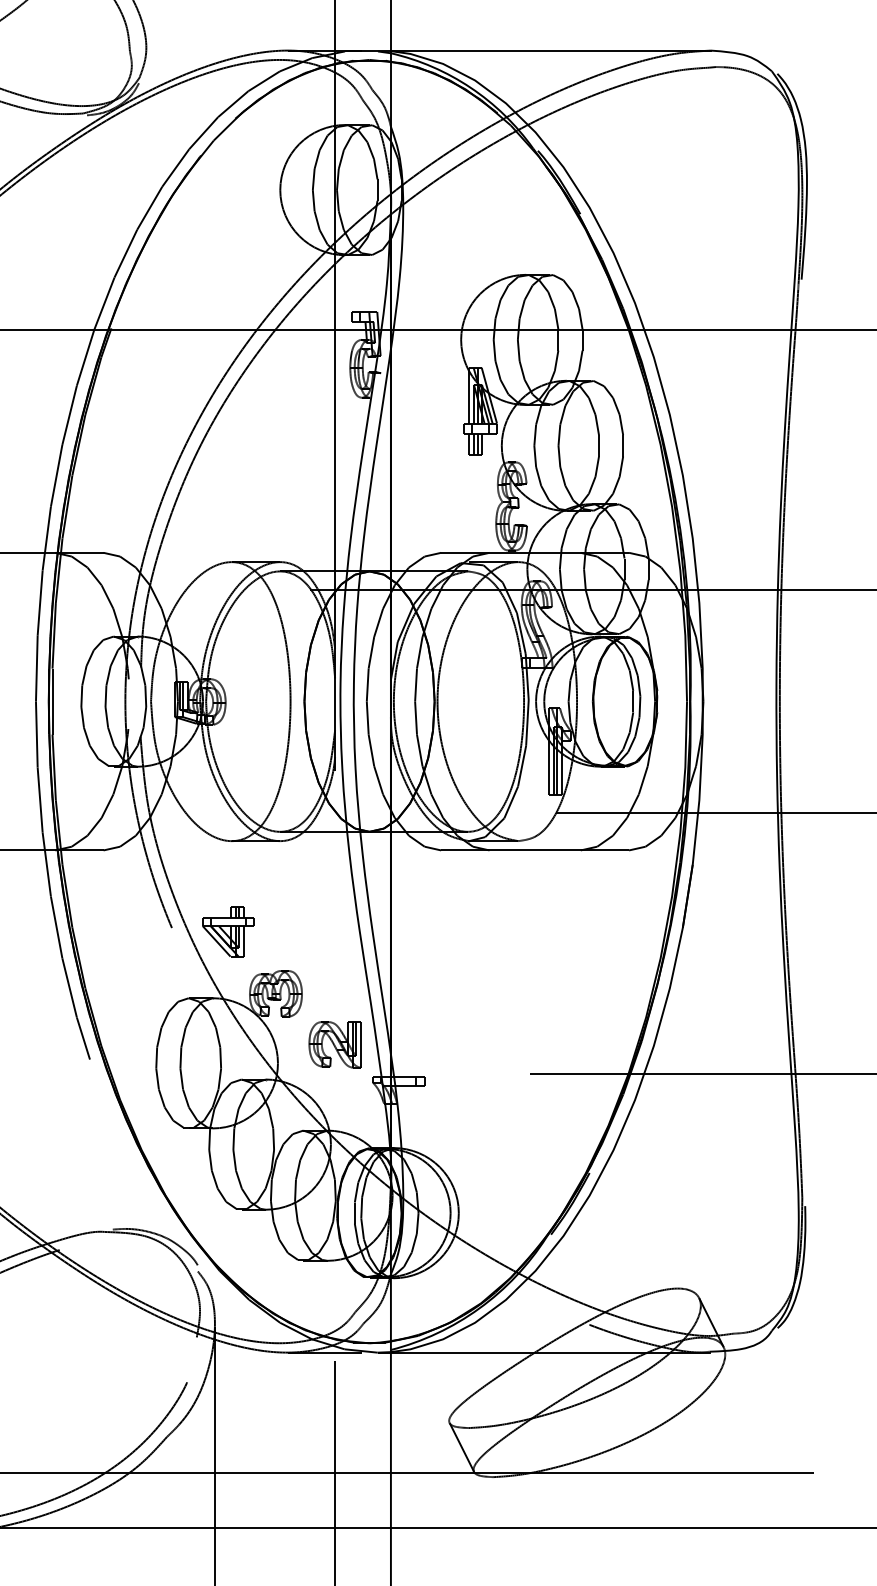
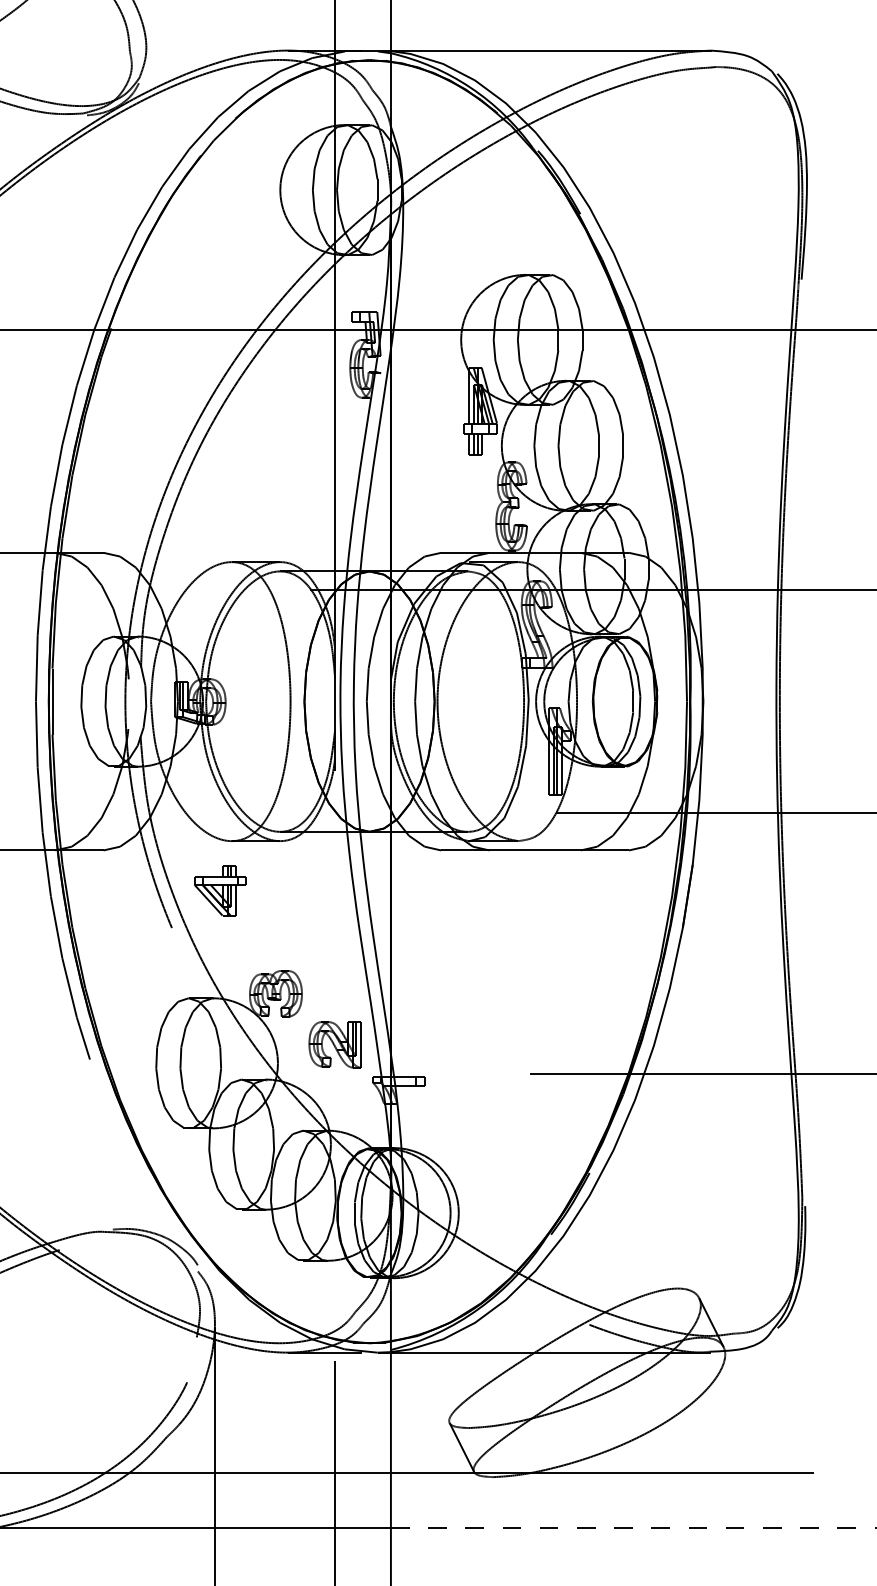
part position: (228, 931) -> (220, 890) (220, 890)
line: solid -> dashed (633, 1528)
